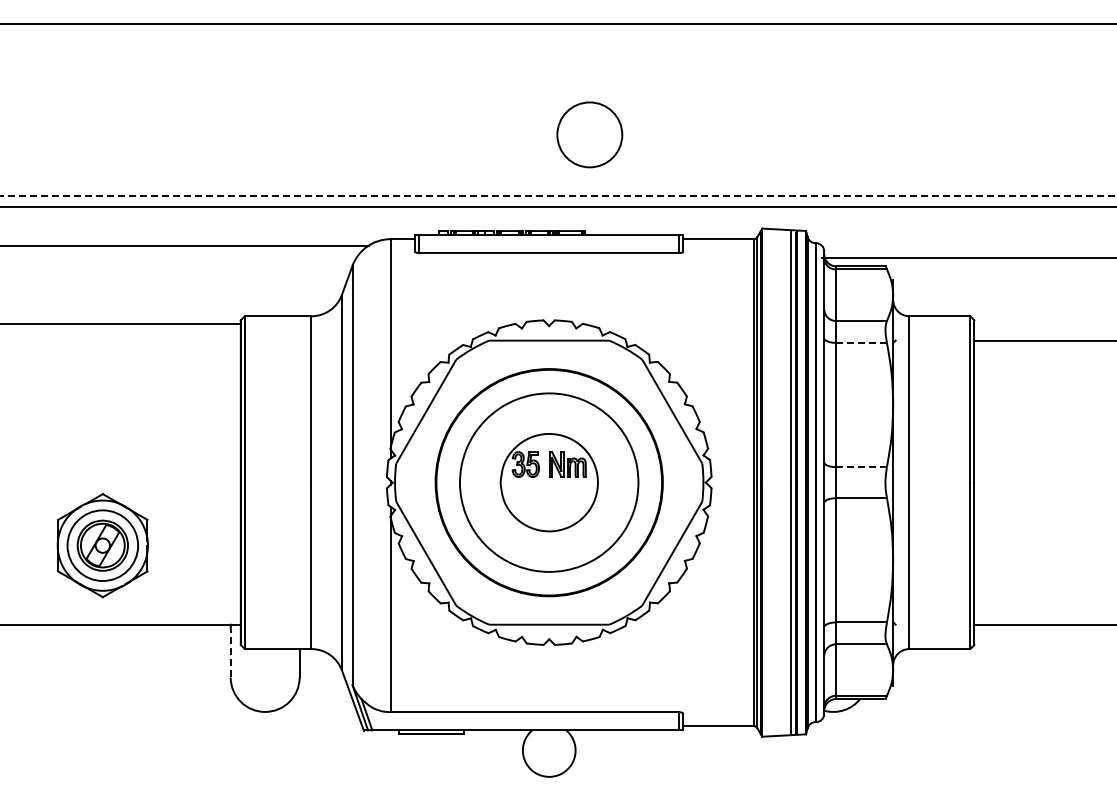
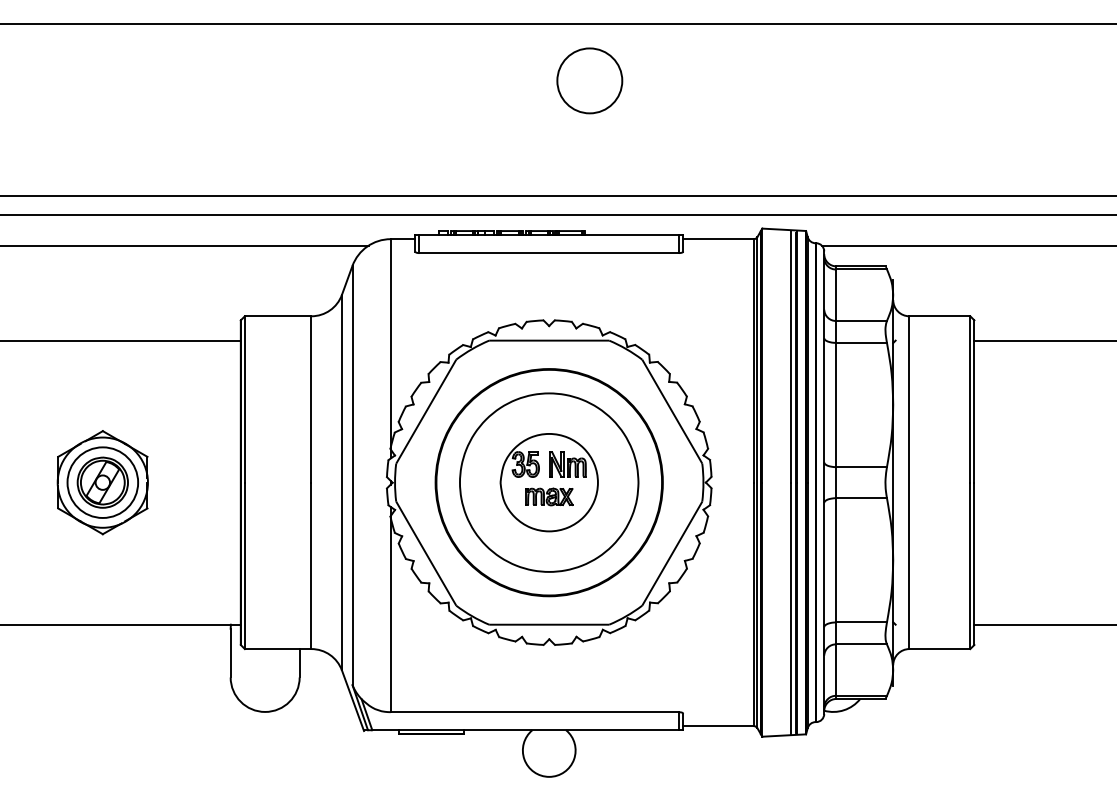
circle position: (589, 134) -> (589, 80) (589, 80)
line: dashed -> solid (557, 196)
line position: (557, 206) -> (557, 214) (557, 214)
line position: (967, 257) -> (967, 245) (967, 245)
line position: (121, 323) -> (121, 340) (121, 340)
line: dashed -> solid (861, 342)
line: dashed -> solid (861, 467)
part: none -> present (549, 496)
part position: (102, 545) -> (102, 482) (102, 482)
line: dashed -> solid (230, 652)
